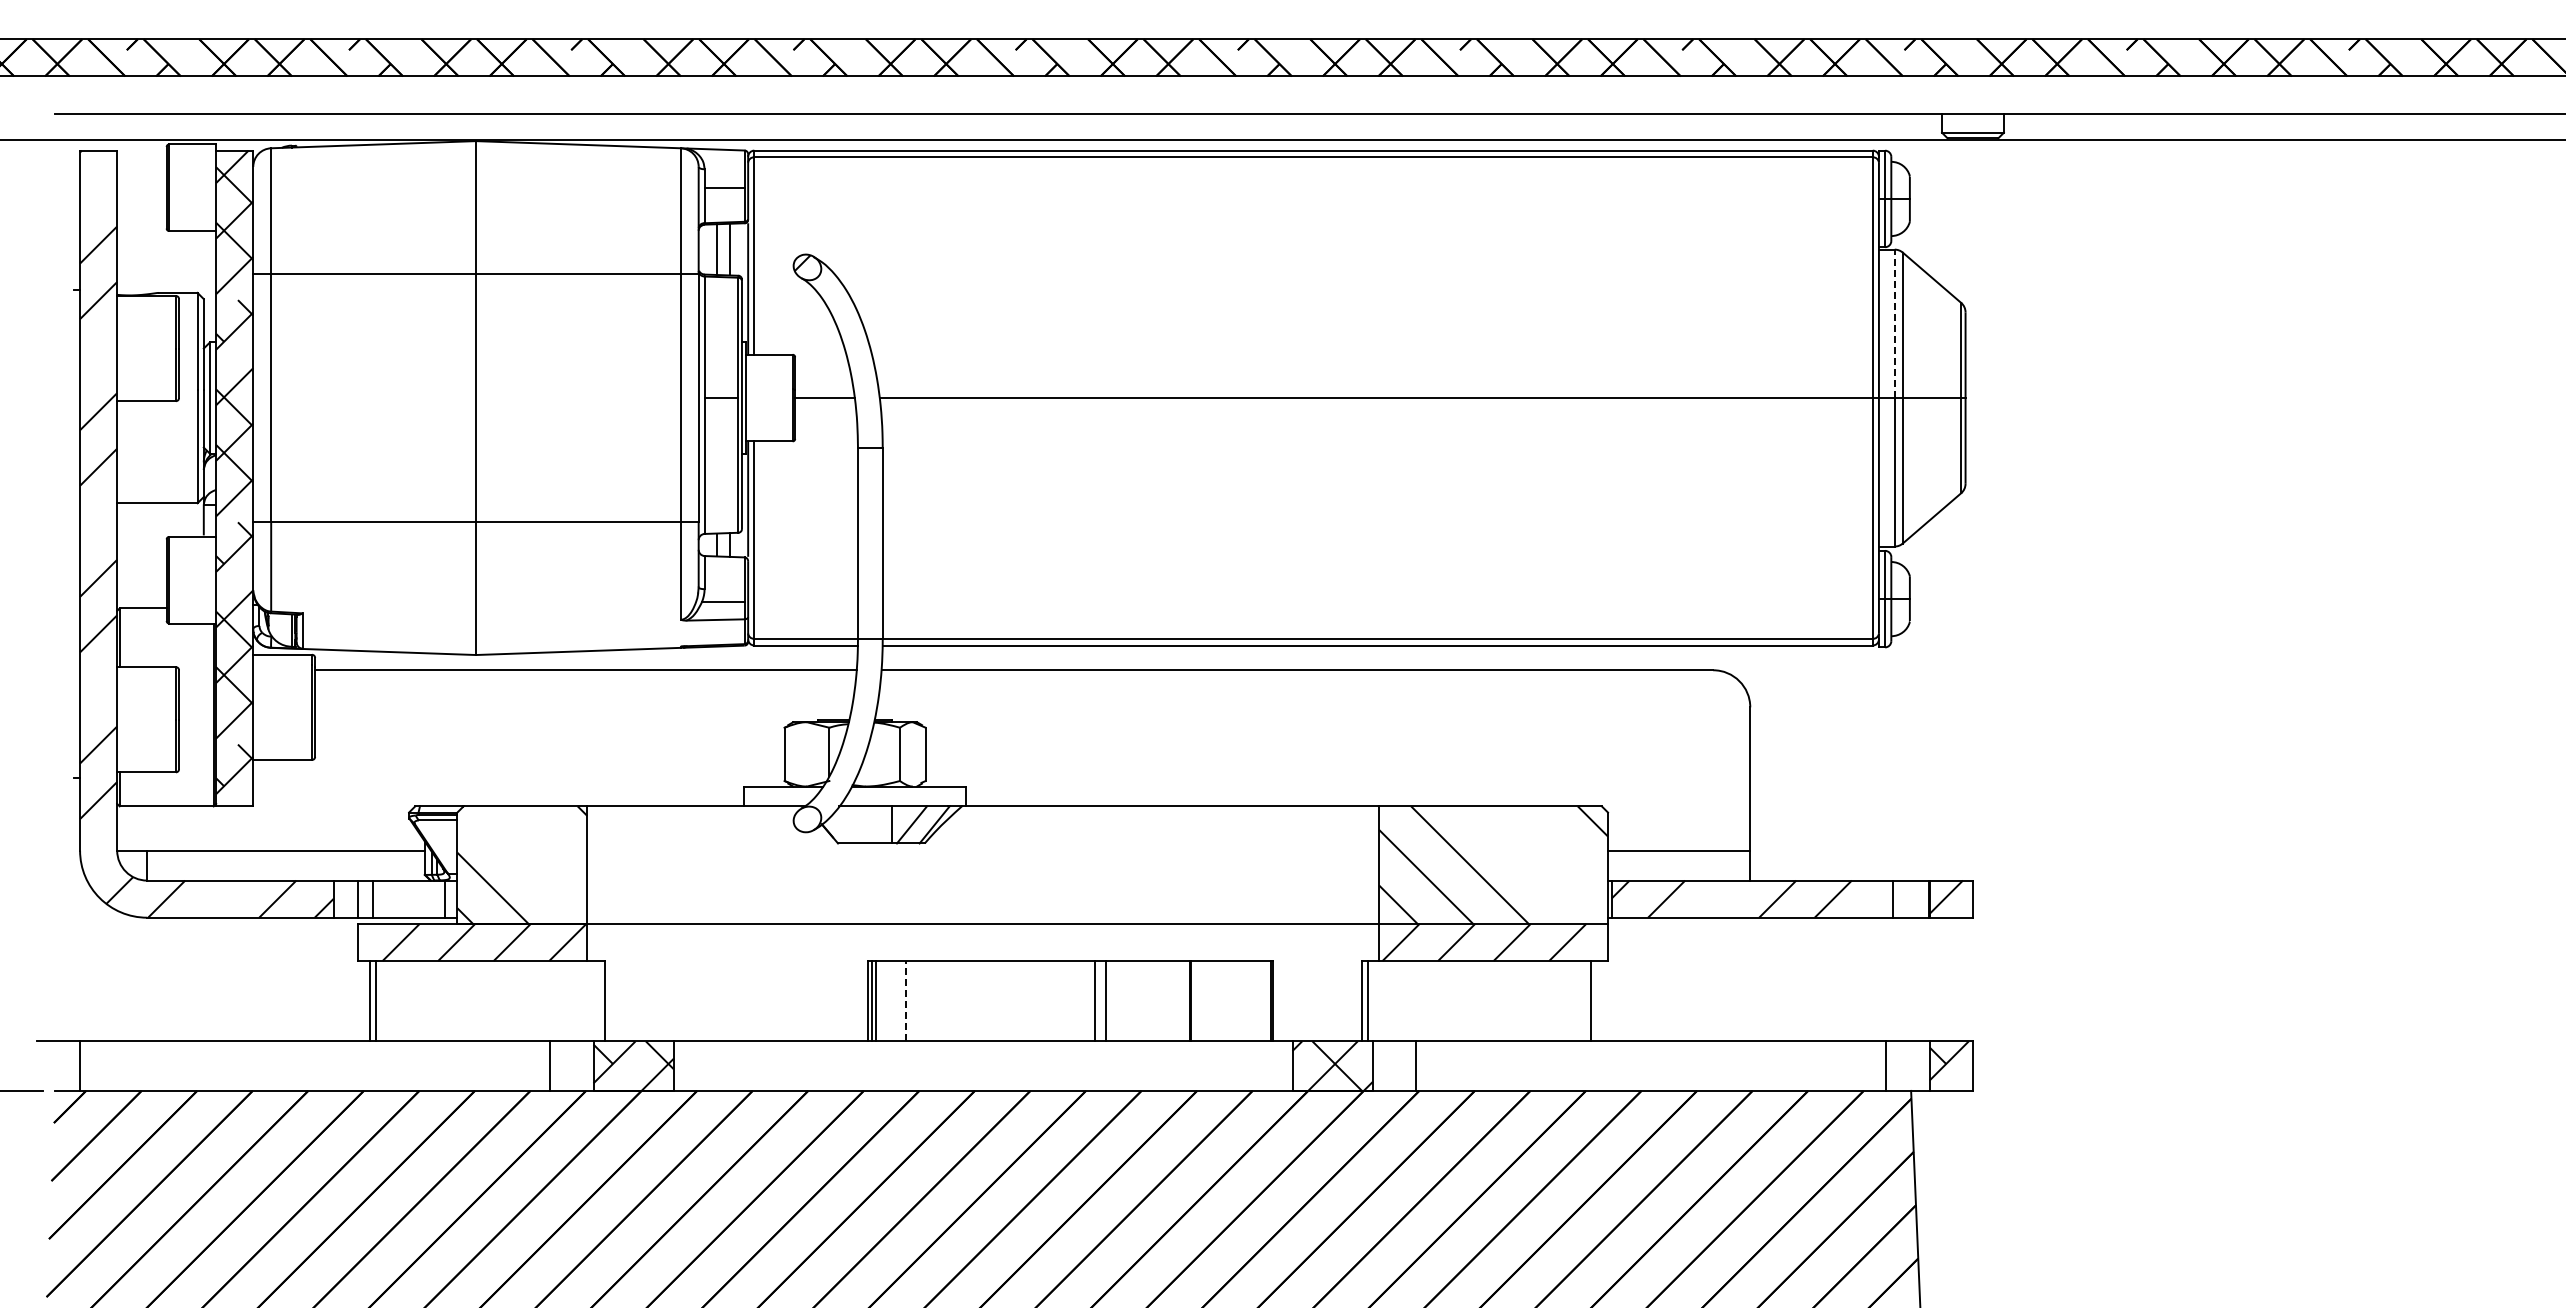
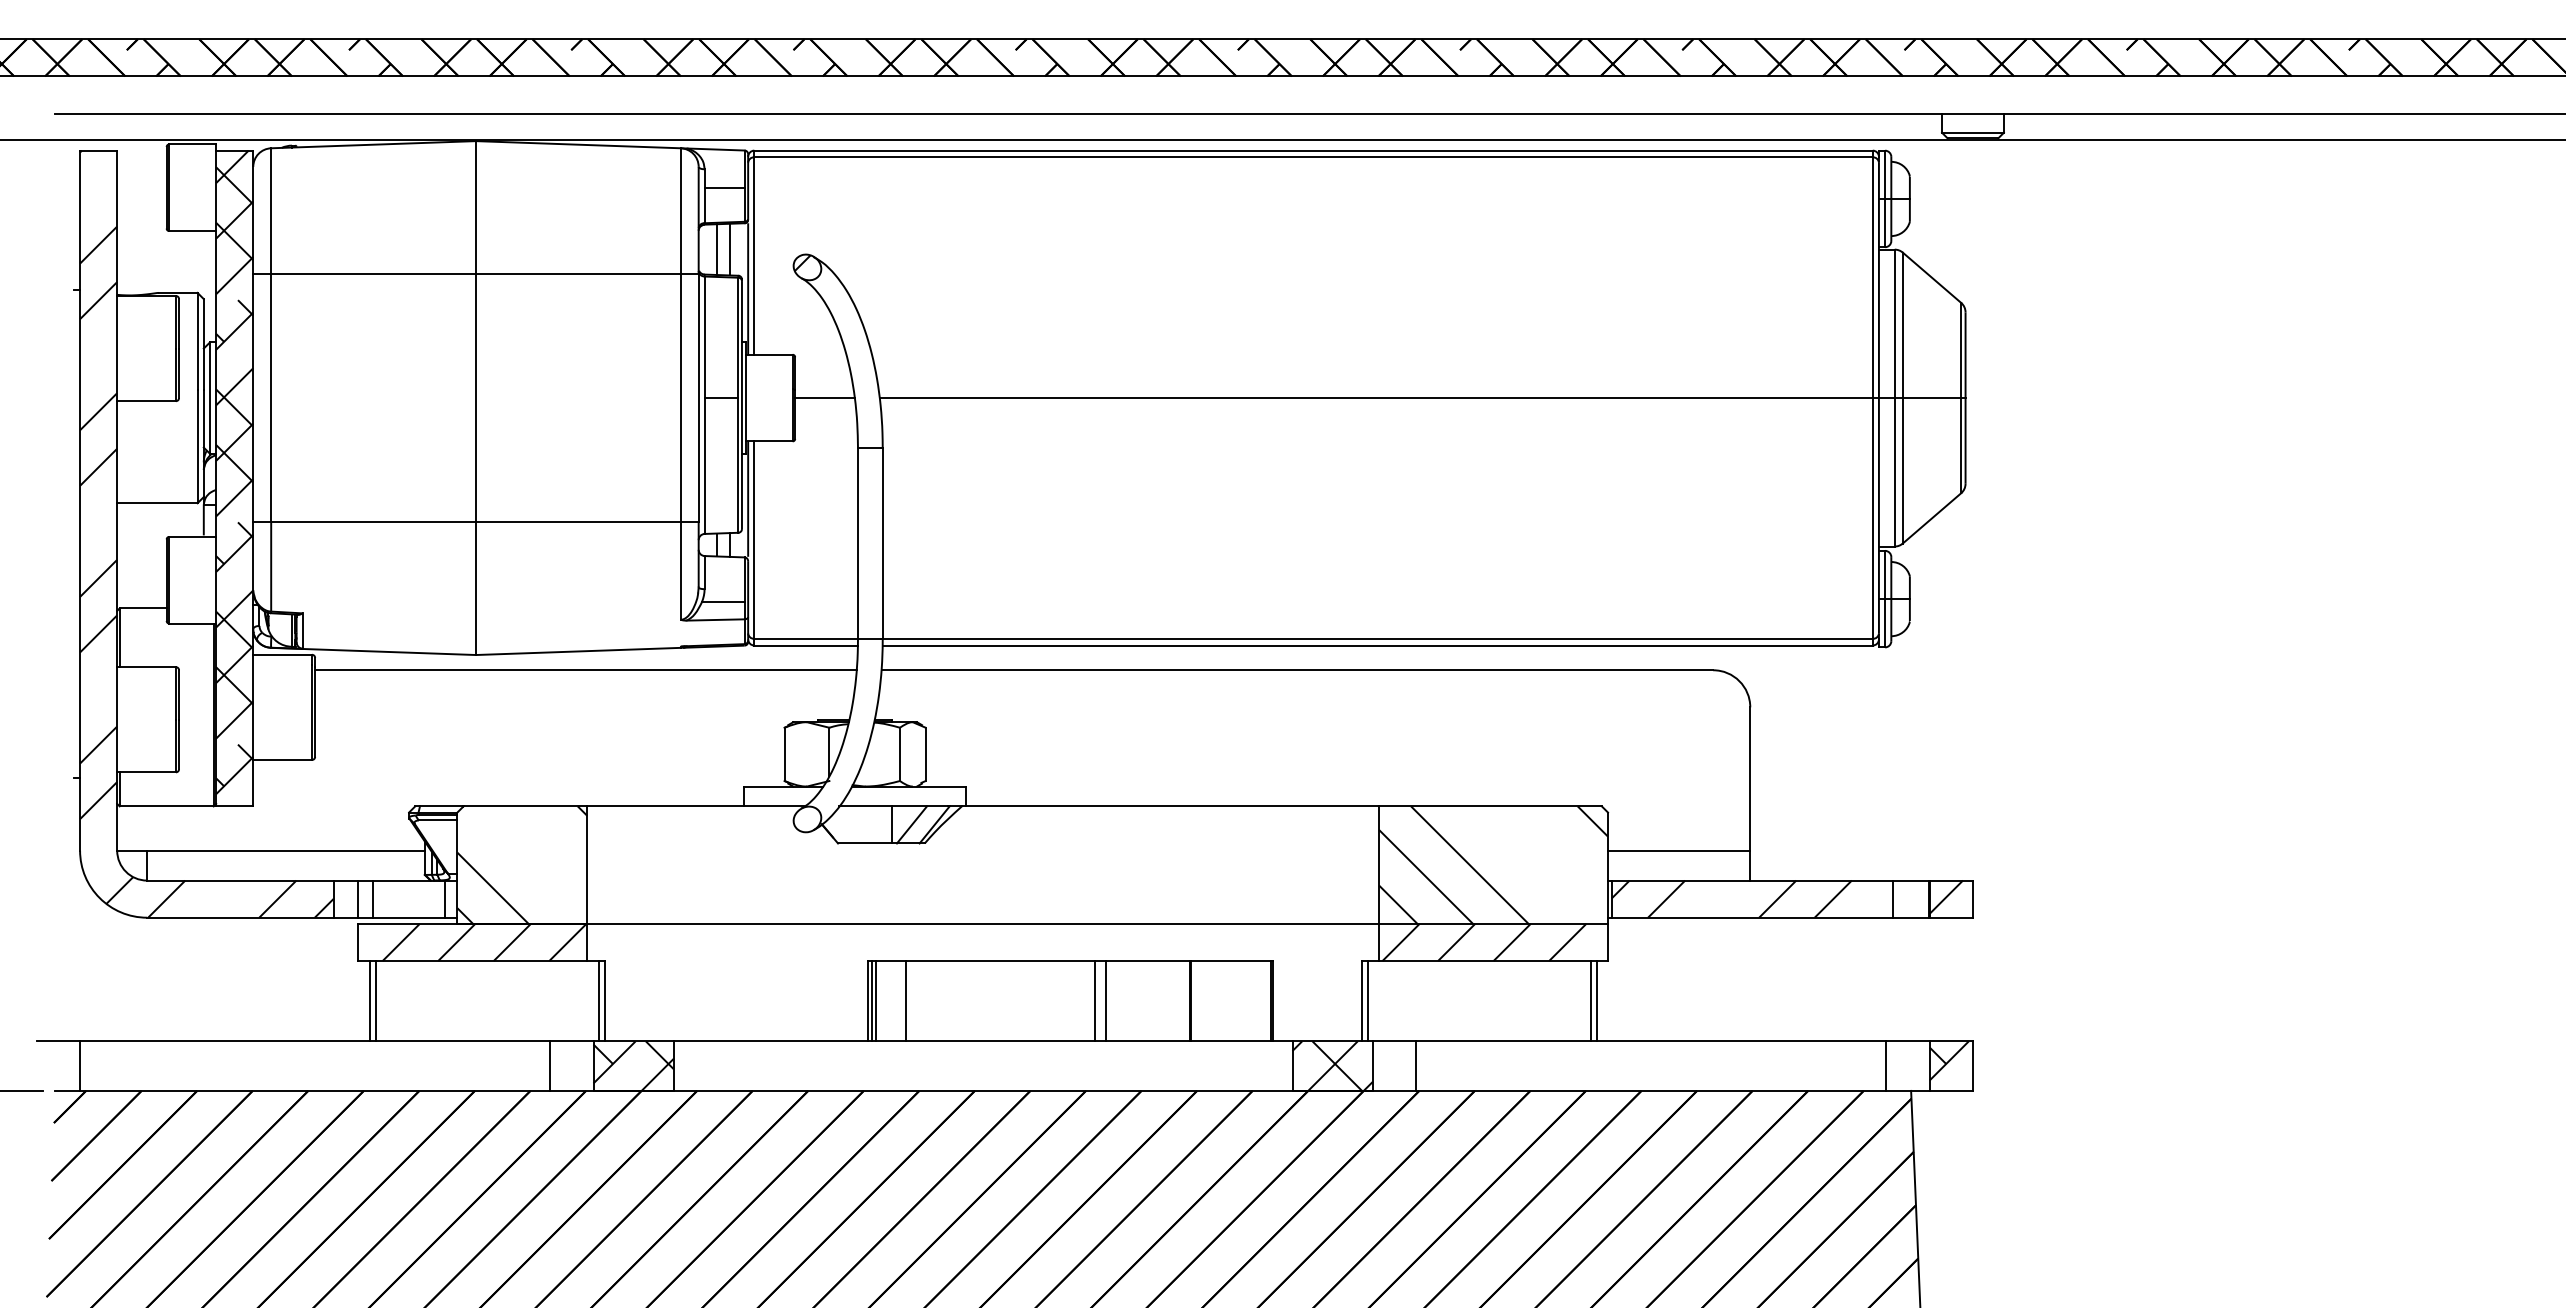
line: dashed -> solid (1894, 323)
line: dashed -> solid (905, 1000)
line: none -> present (598, 1001)
line: none -> present (1596, 1001)
